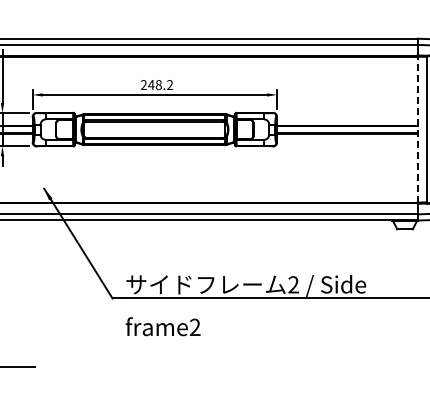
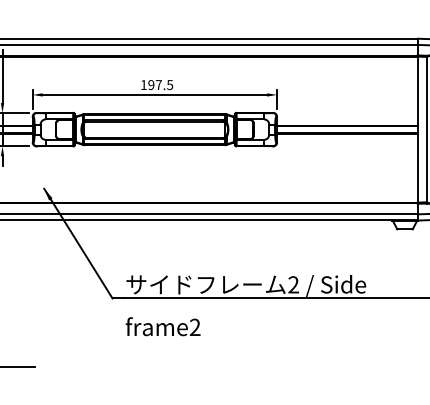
text: 248.2 -> 197.5 (156, 85)
line: dashed -> solid (417, 129)
